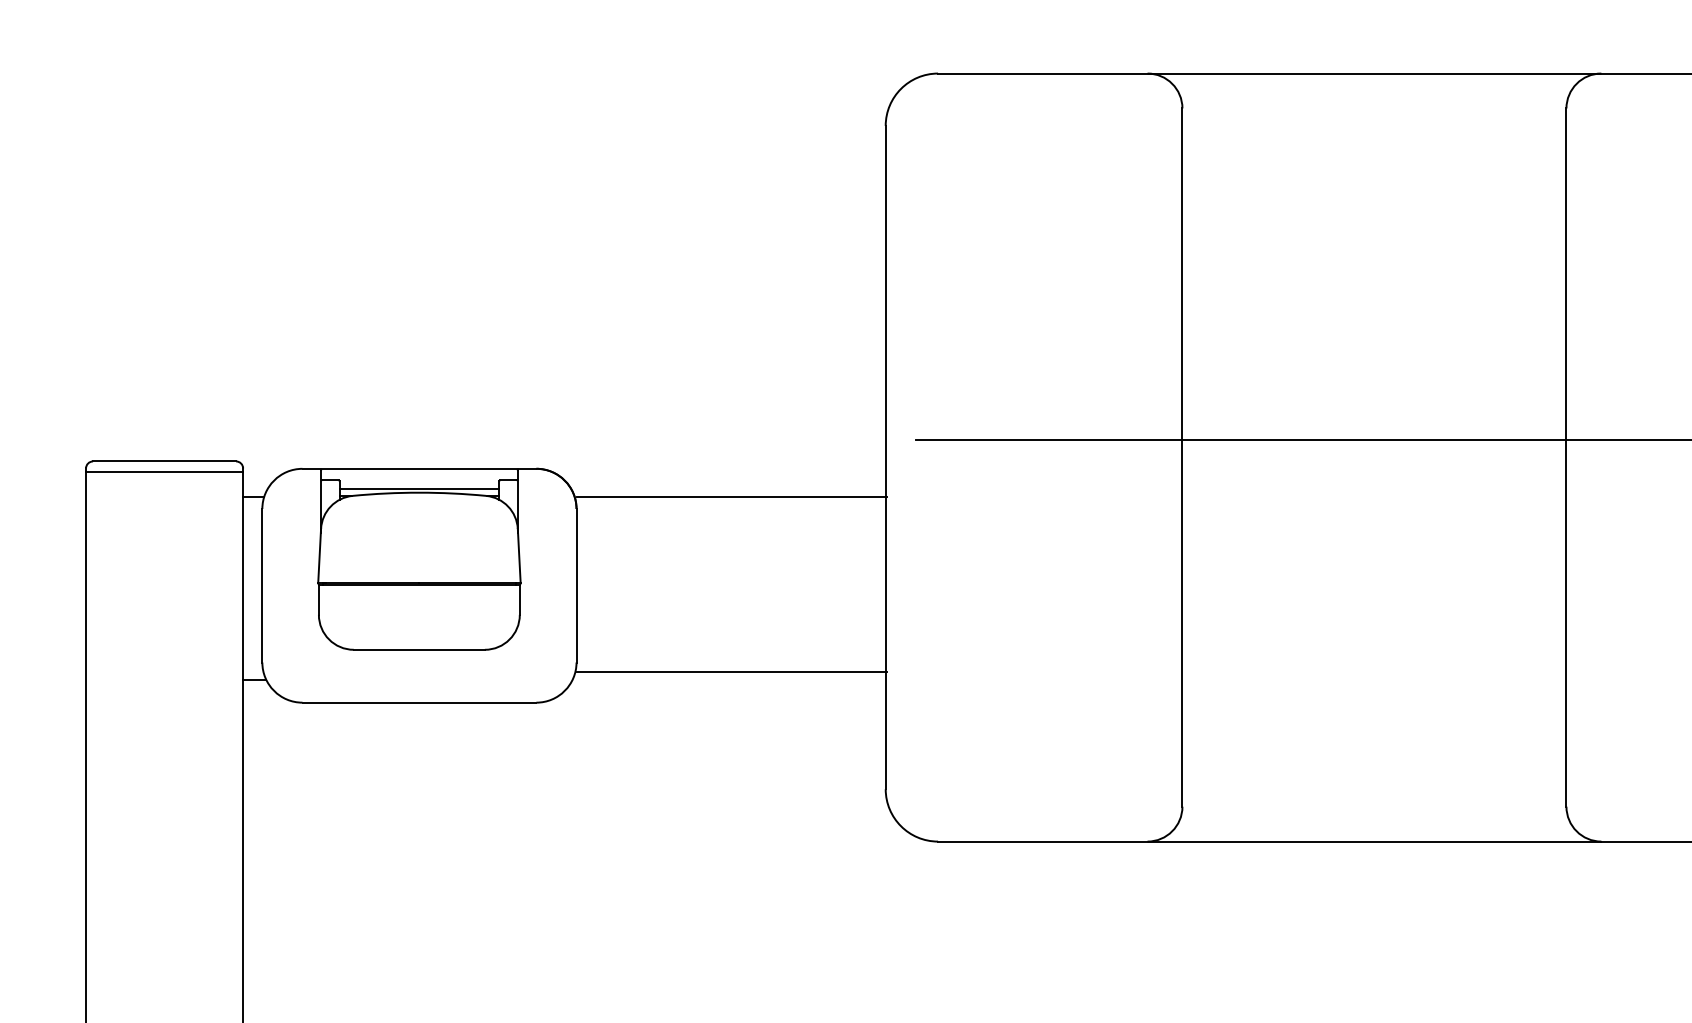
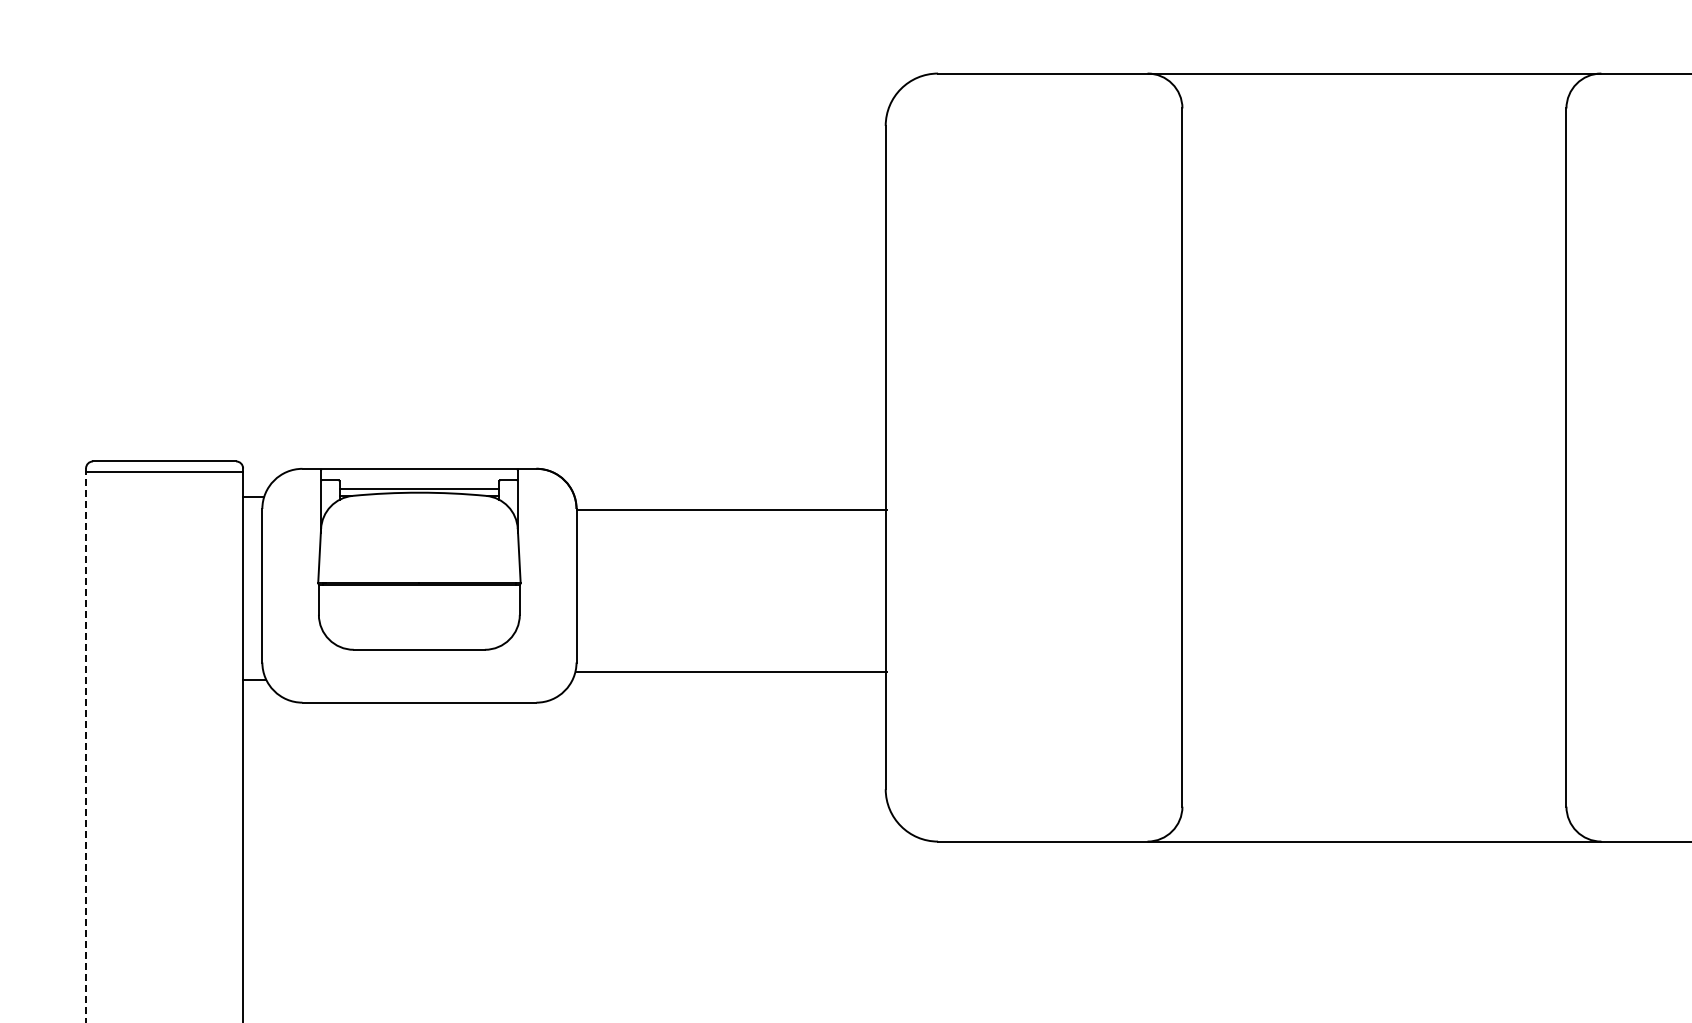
line: present -> none (1302, 440)
line position: (731, 497) -> (731, 510) (731, 510)
line: solid -> dashed (86, 745)
